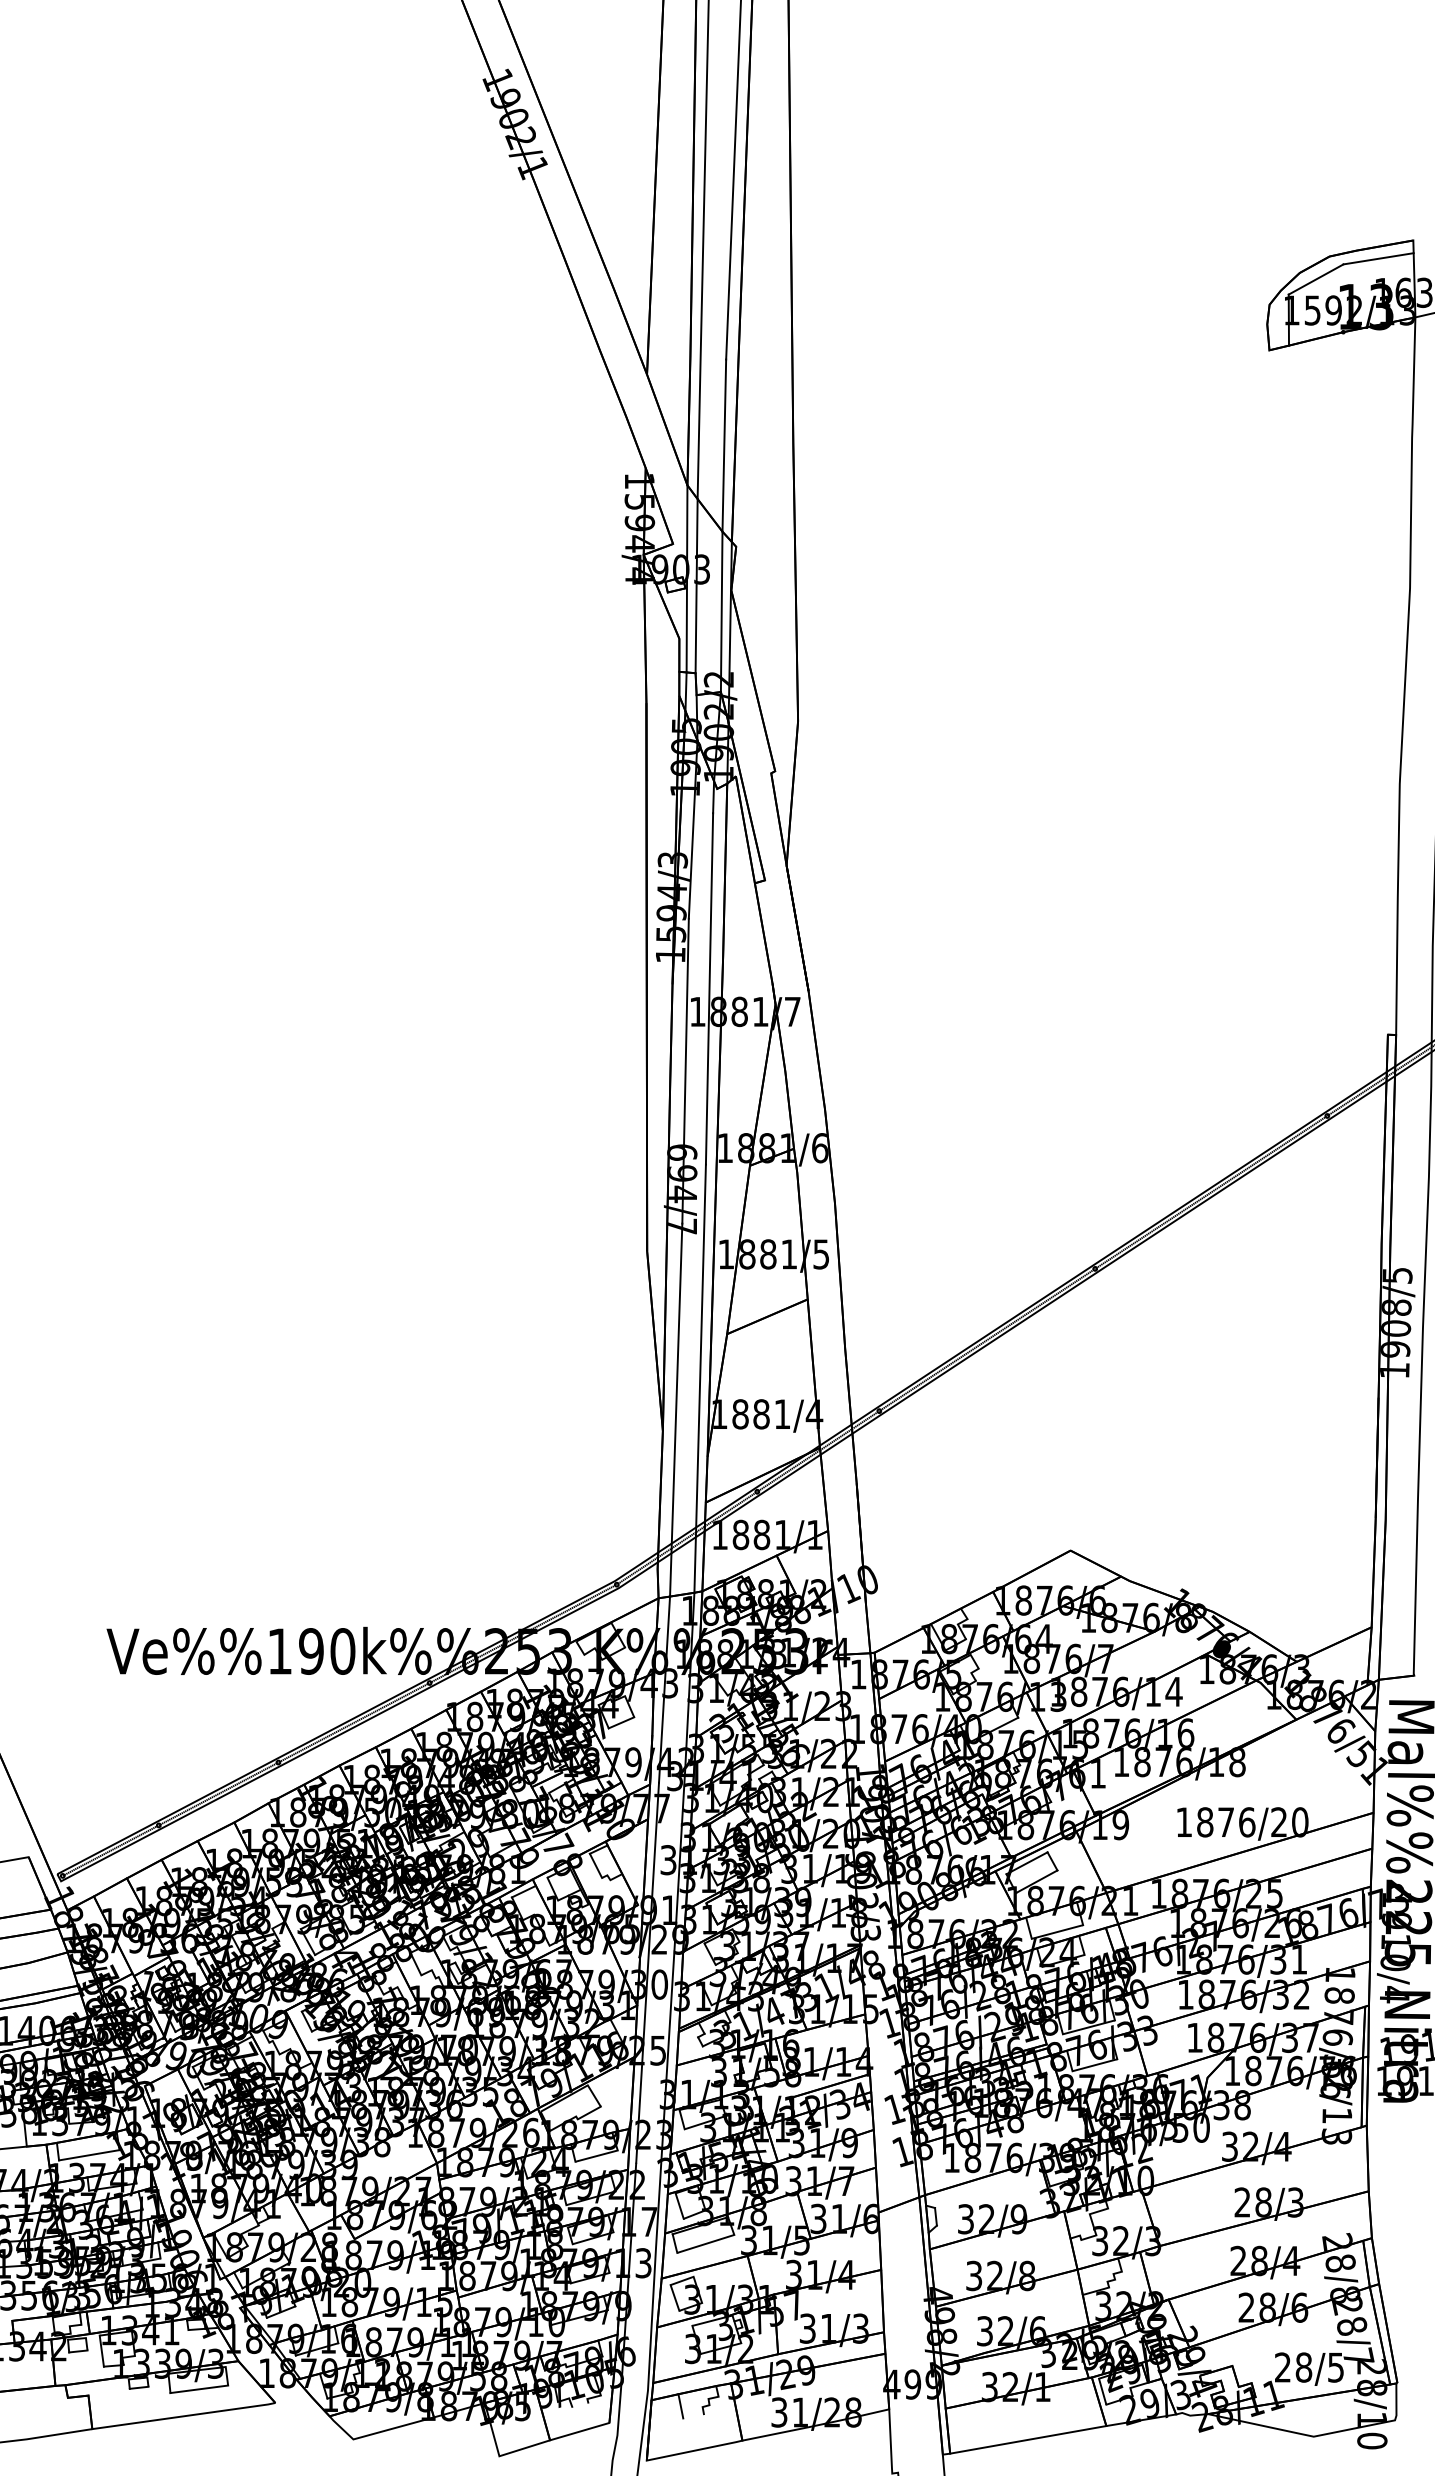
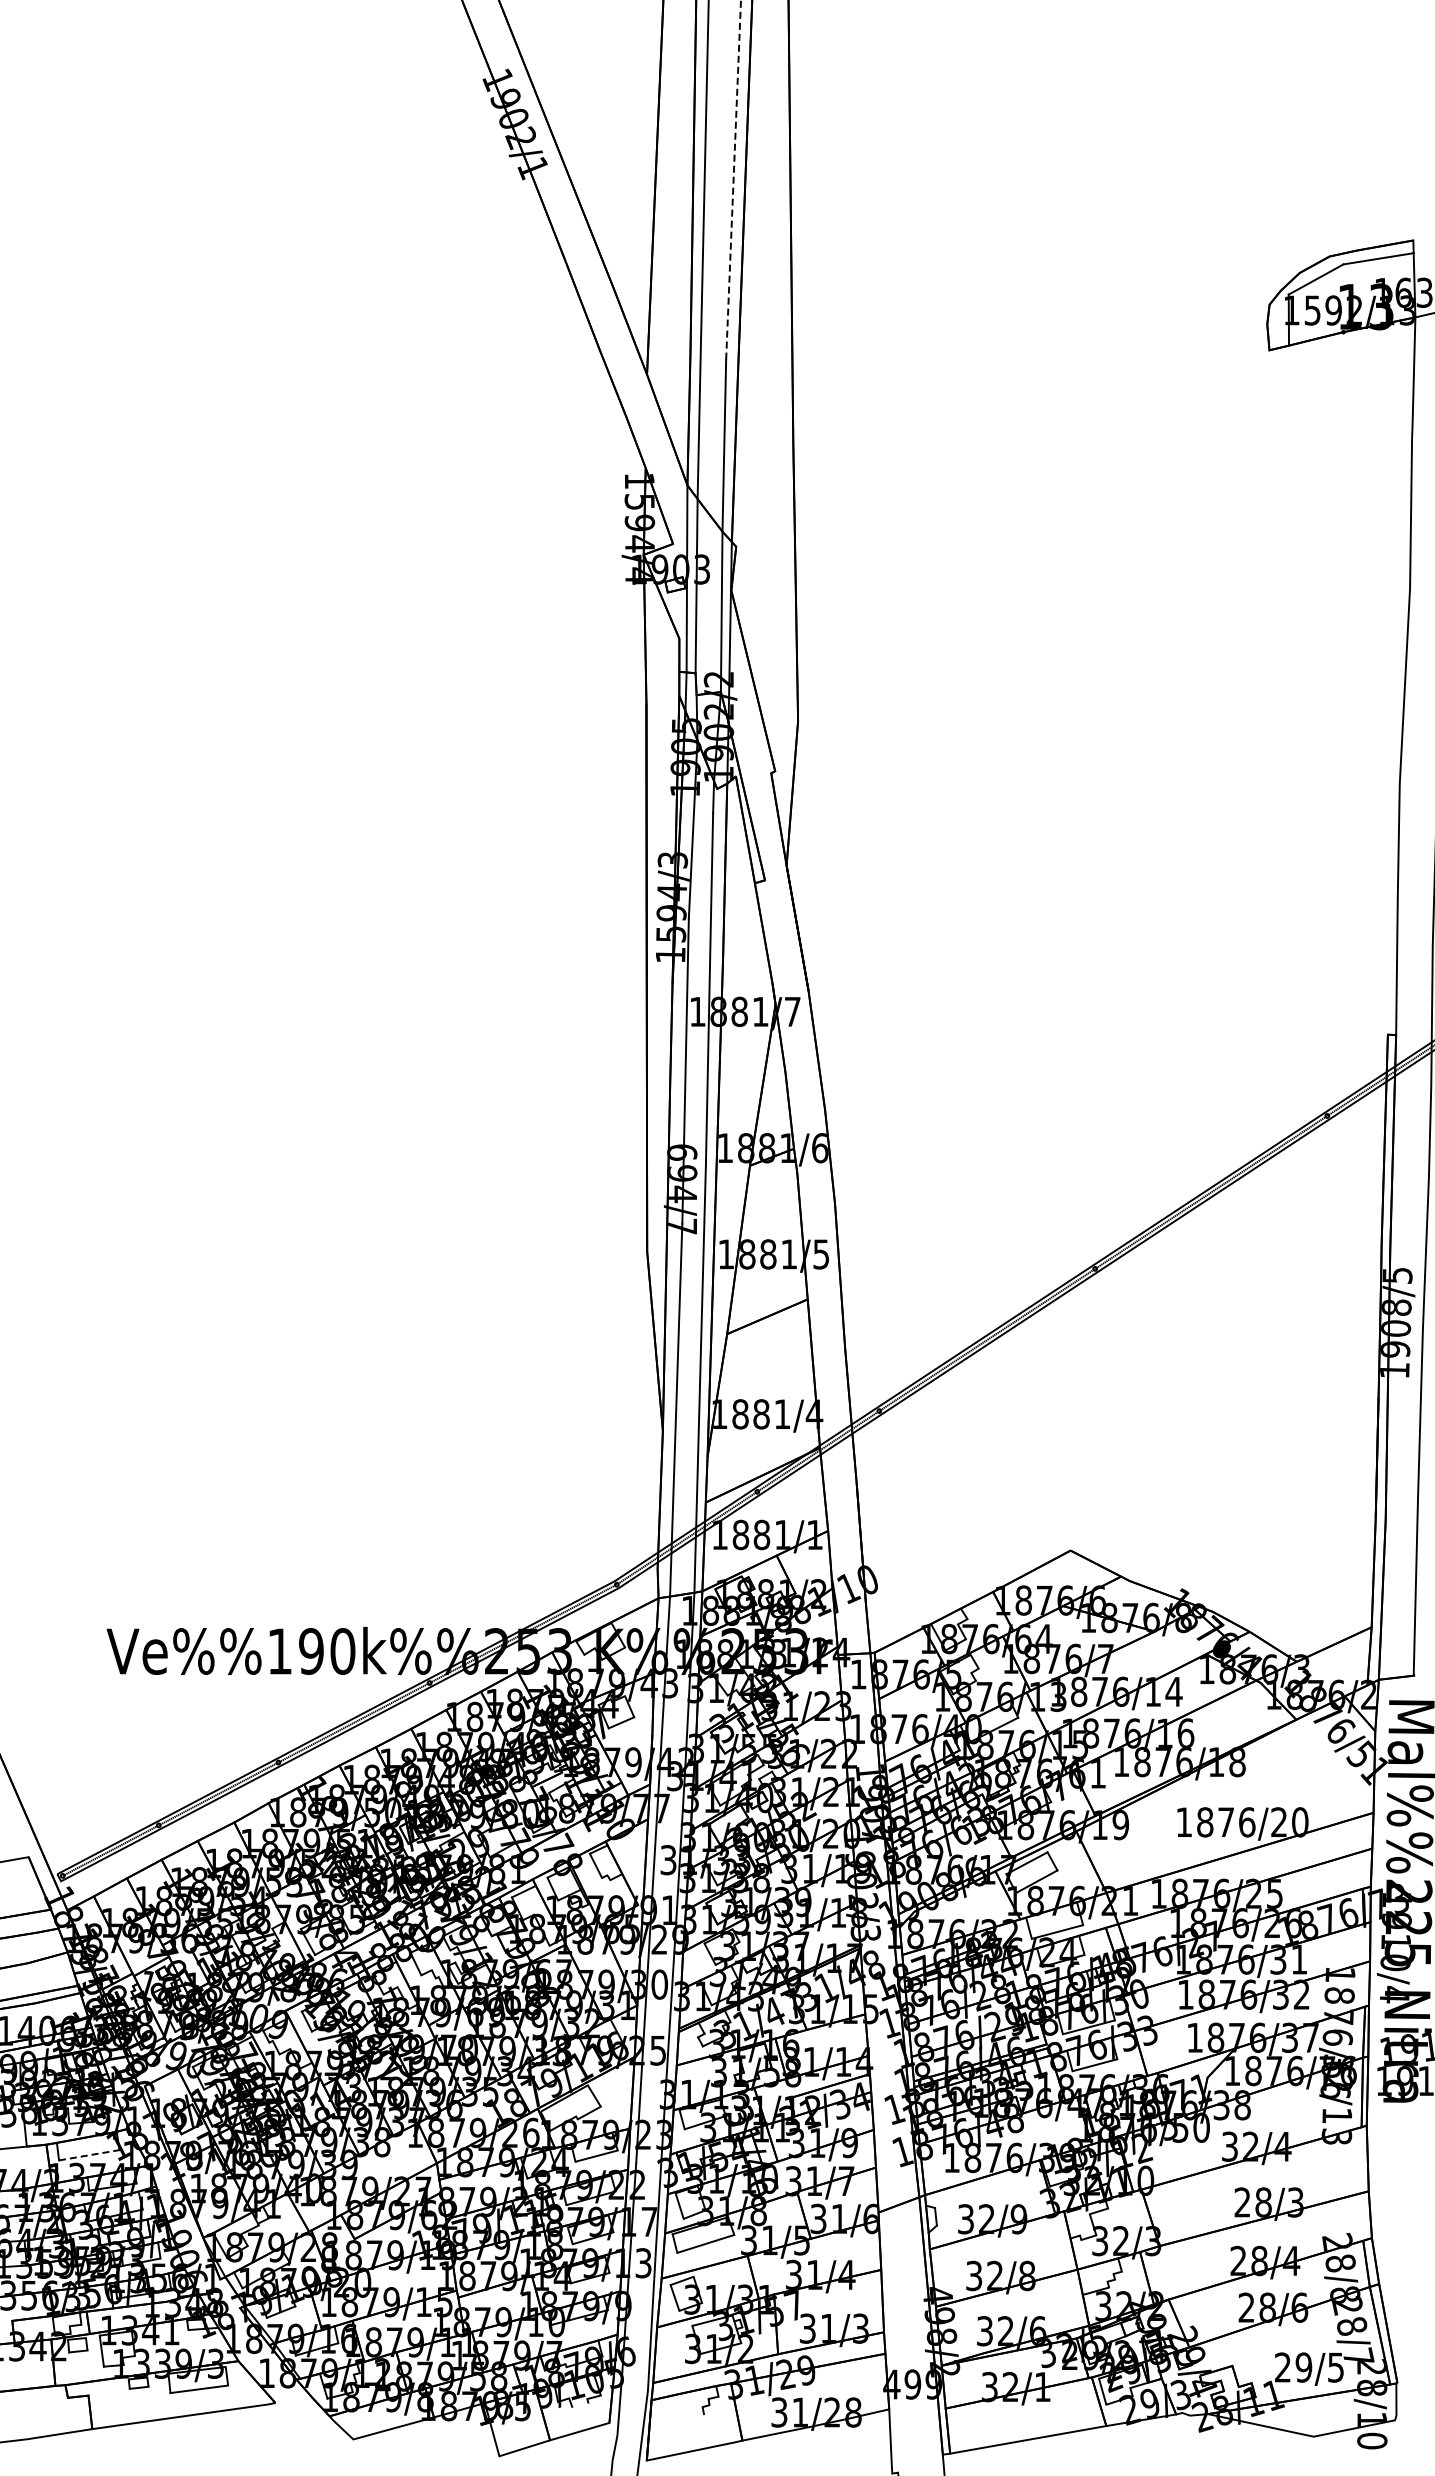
line: solid -> dashed (733, 179)
line: solid -> dashed (89, 2155)
text: 28/5 -> 29/5 (1303, 2367)
line: present -> none (680, 2406)
